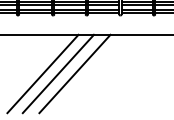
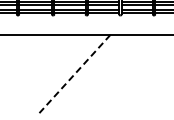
line: present -> none (42, 73)
line: present -> none (57, 73)
line: solid -> dashed (74, 73)
